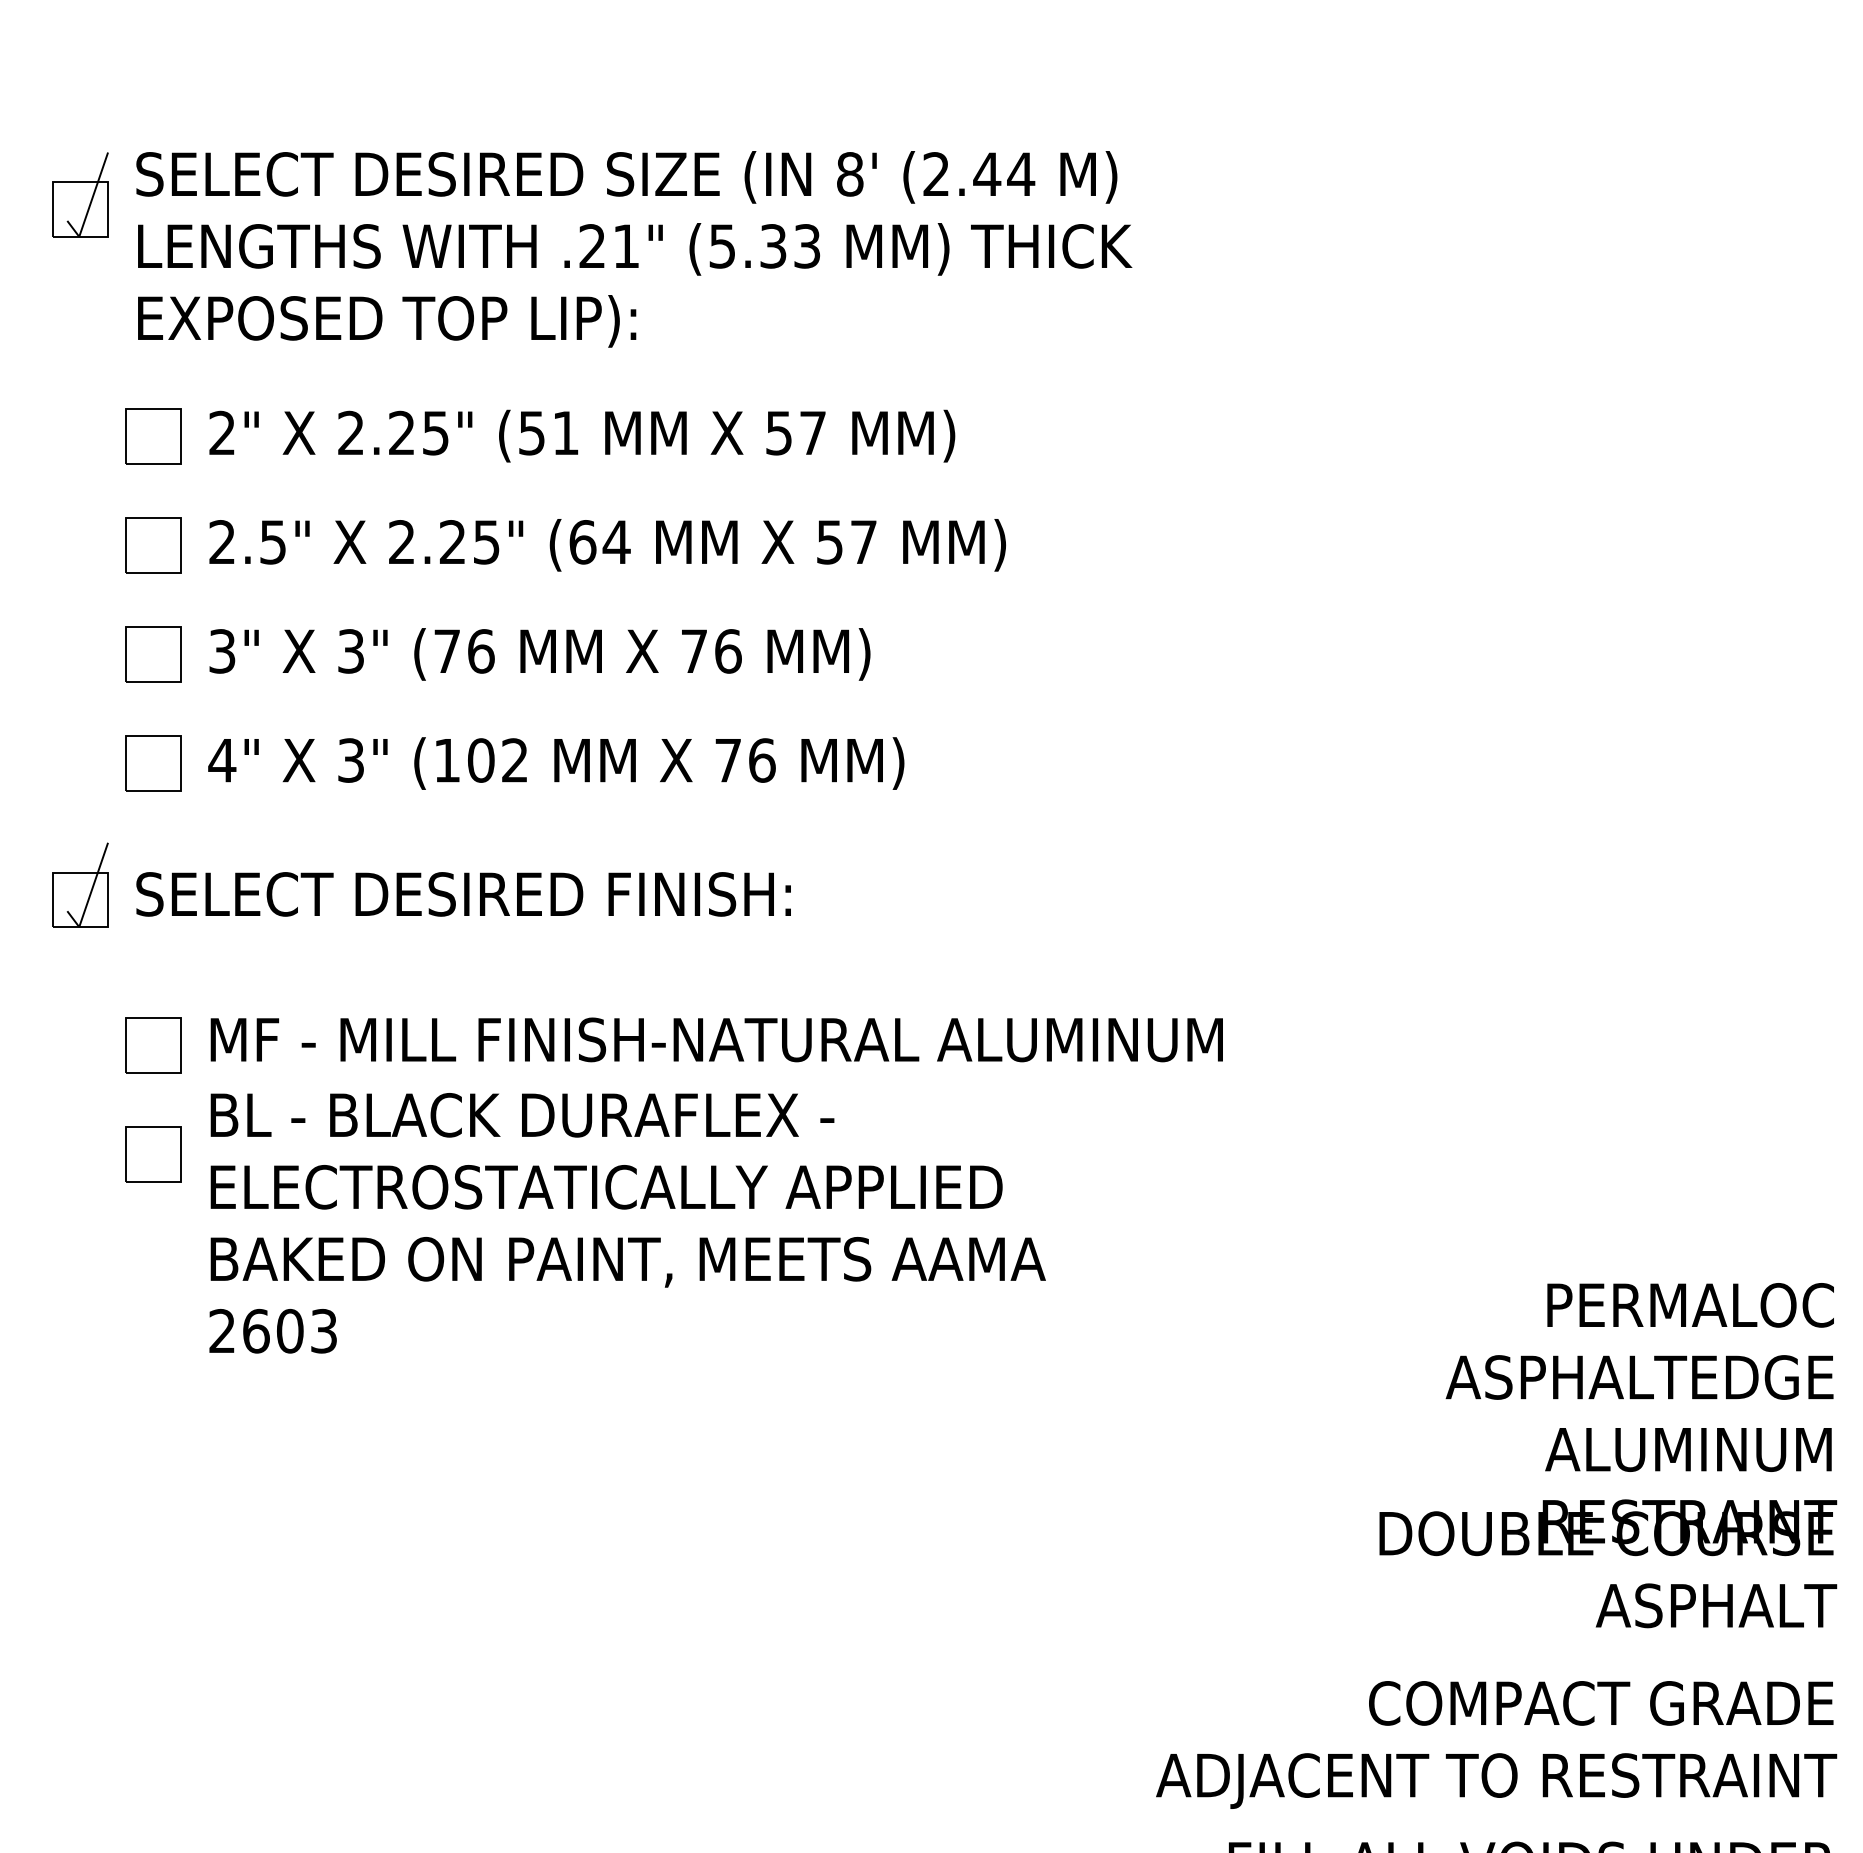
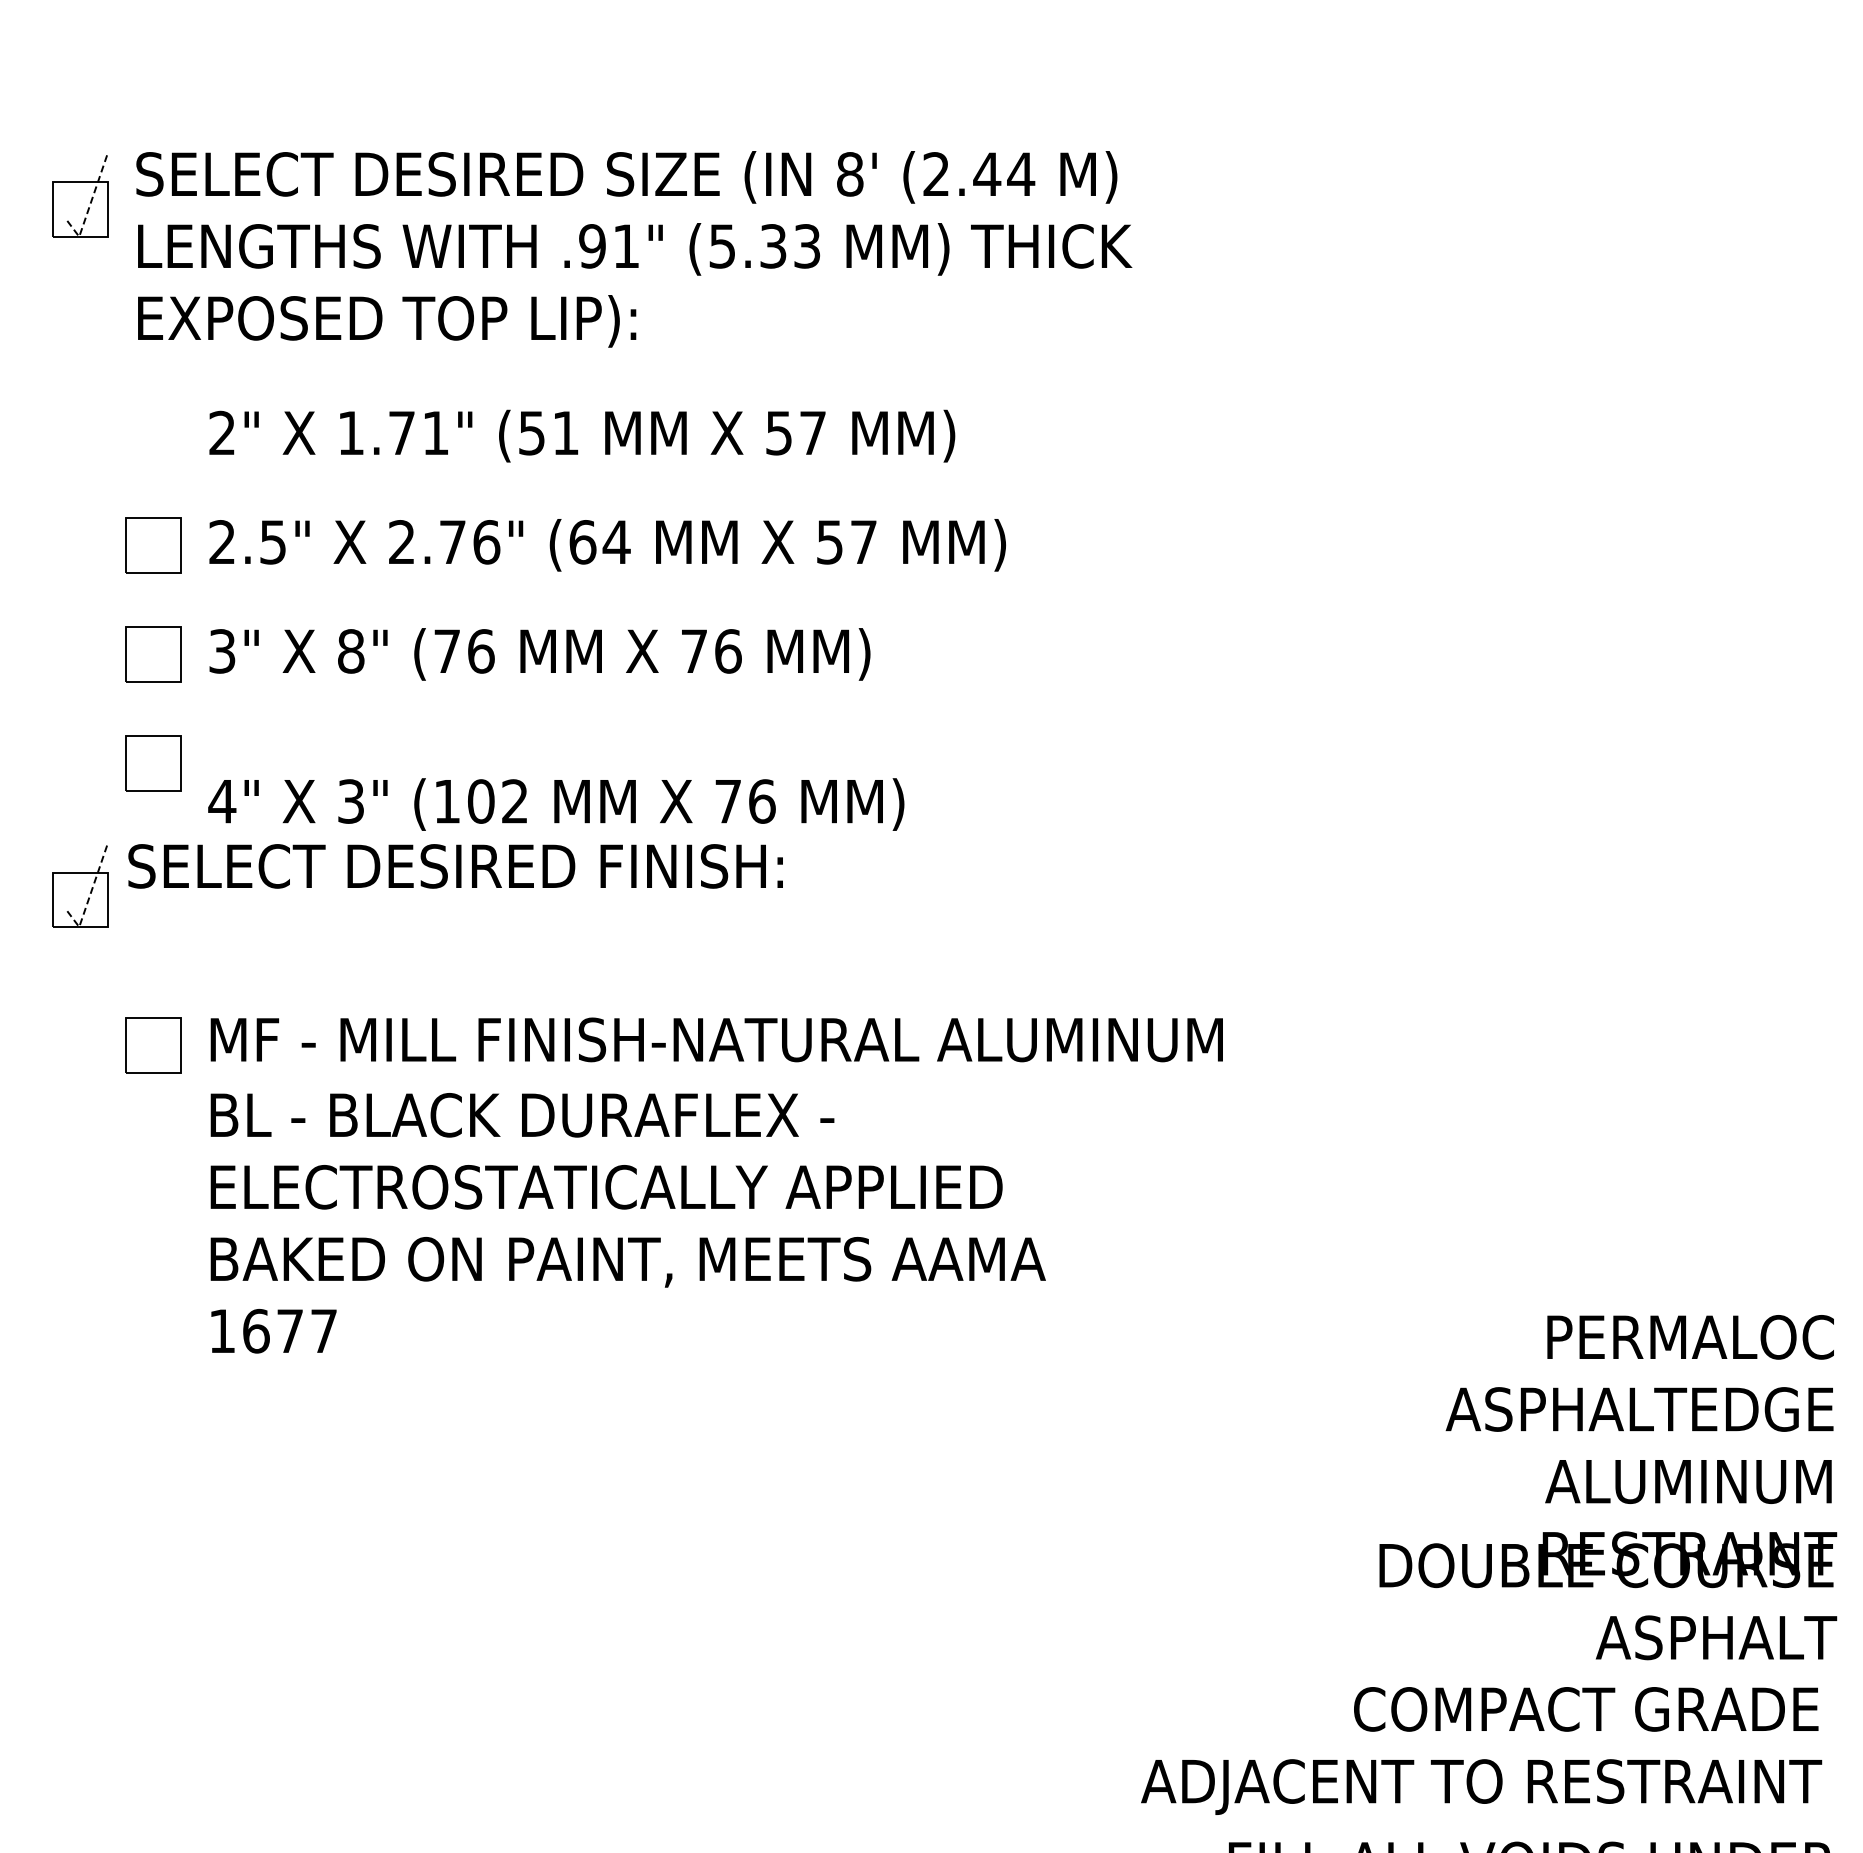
line: solid -> dashed (90, 204)
text: .21" -> .91" (592, 246)
text: 2.25" -> 1.71" (393, 432)
part: present -> none (153, 436)
text: 2.25" -> 2.76" (469, 542)
text: 3" -> 8" (351, 651)
text position: (556, 763) -> (556, 804) (556, 804)
line: solid -> dashed (90, 894)
text position: (463, 894) -> (455, 866) (455, 866)
part: present -> none (153, 1154)
text: 2603 -> 1677 (272, 1330)
text position: (1608, 1455) -> (1608, 1487) (1608, 1487)
text position: (1496, 1744) -> (1481, 1750) (1481, 1750)
